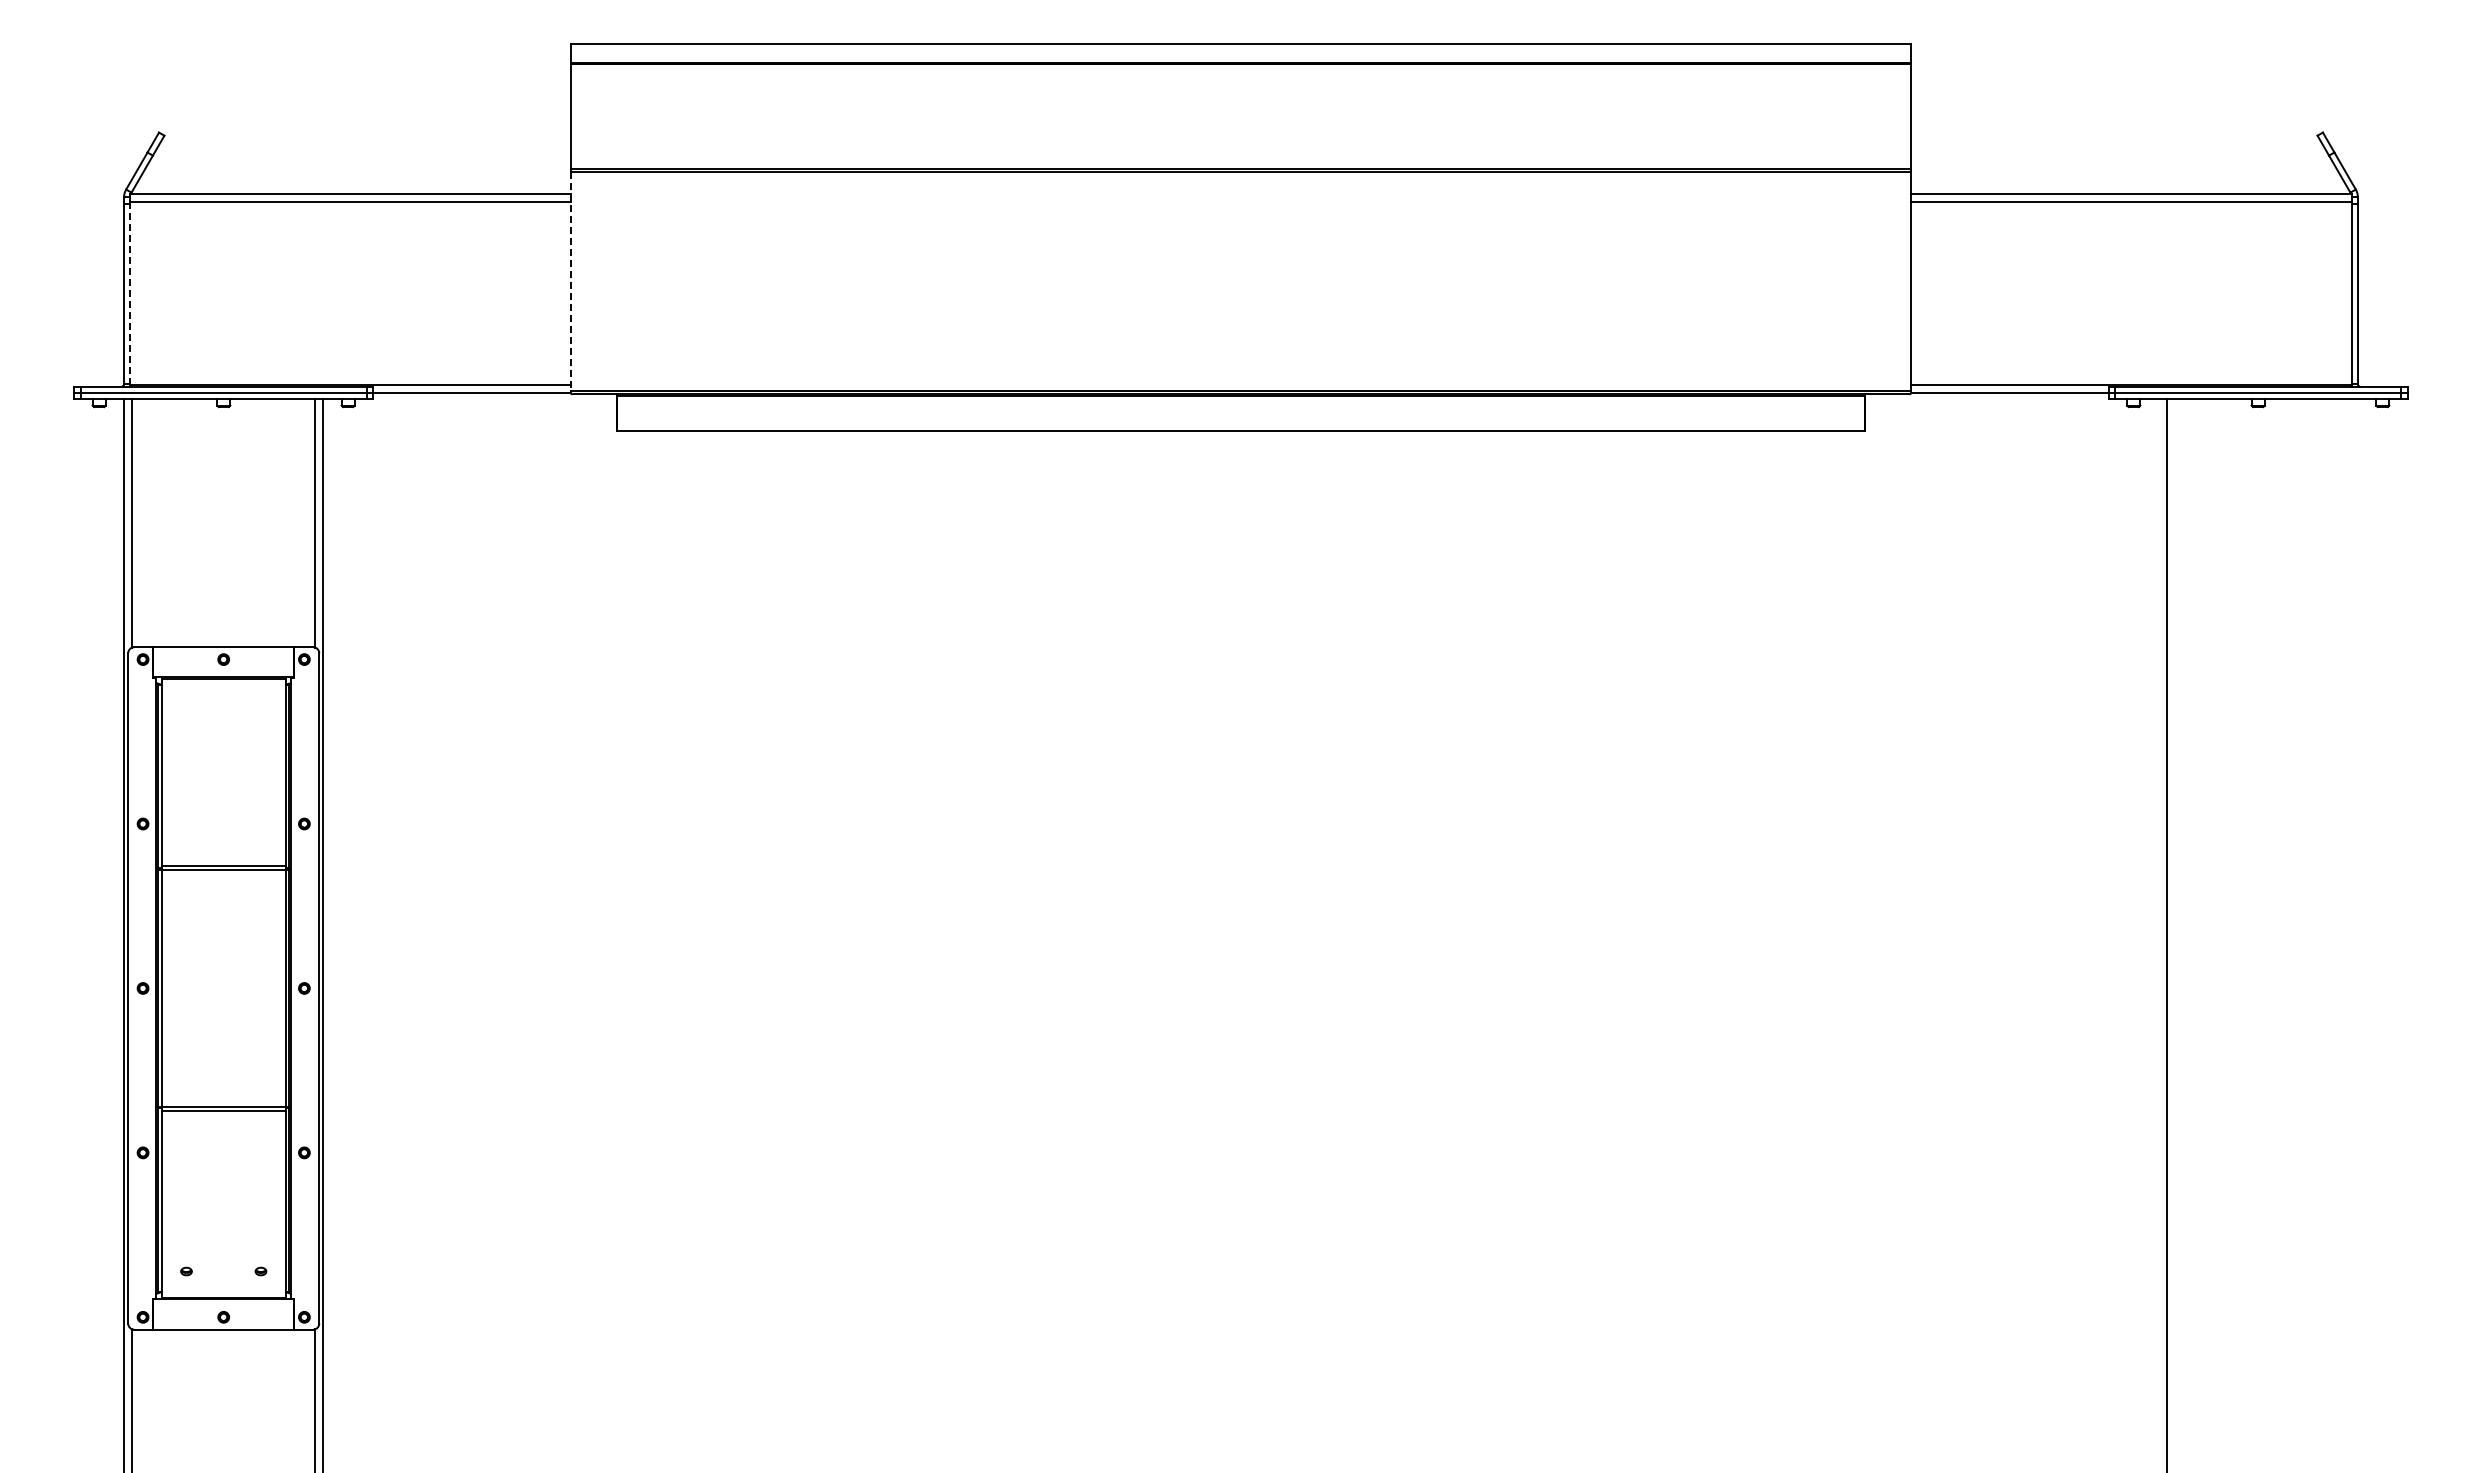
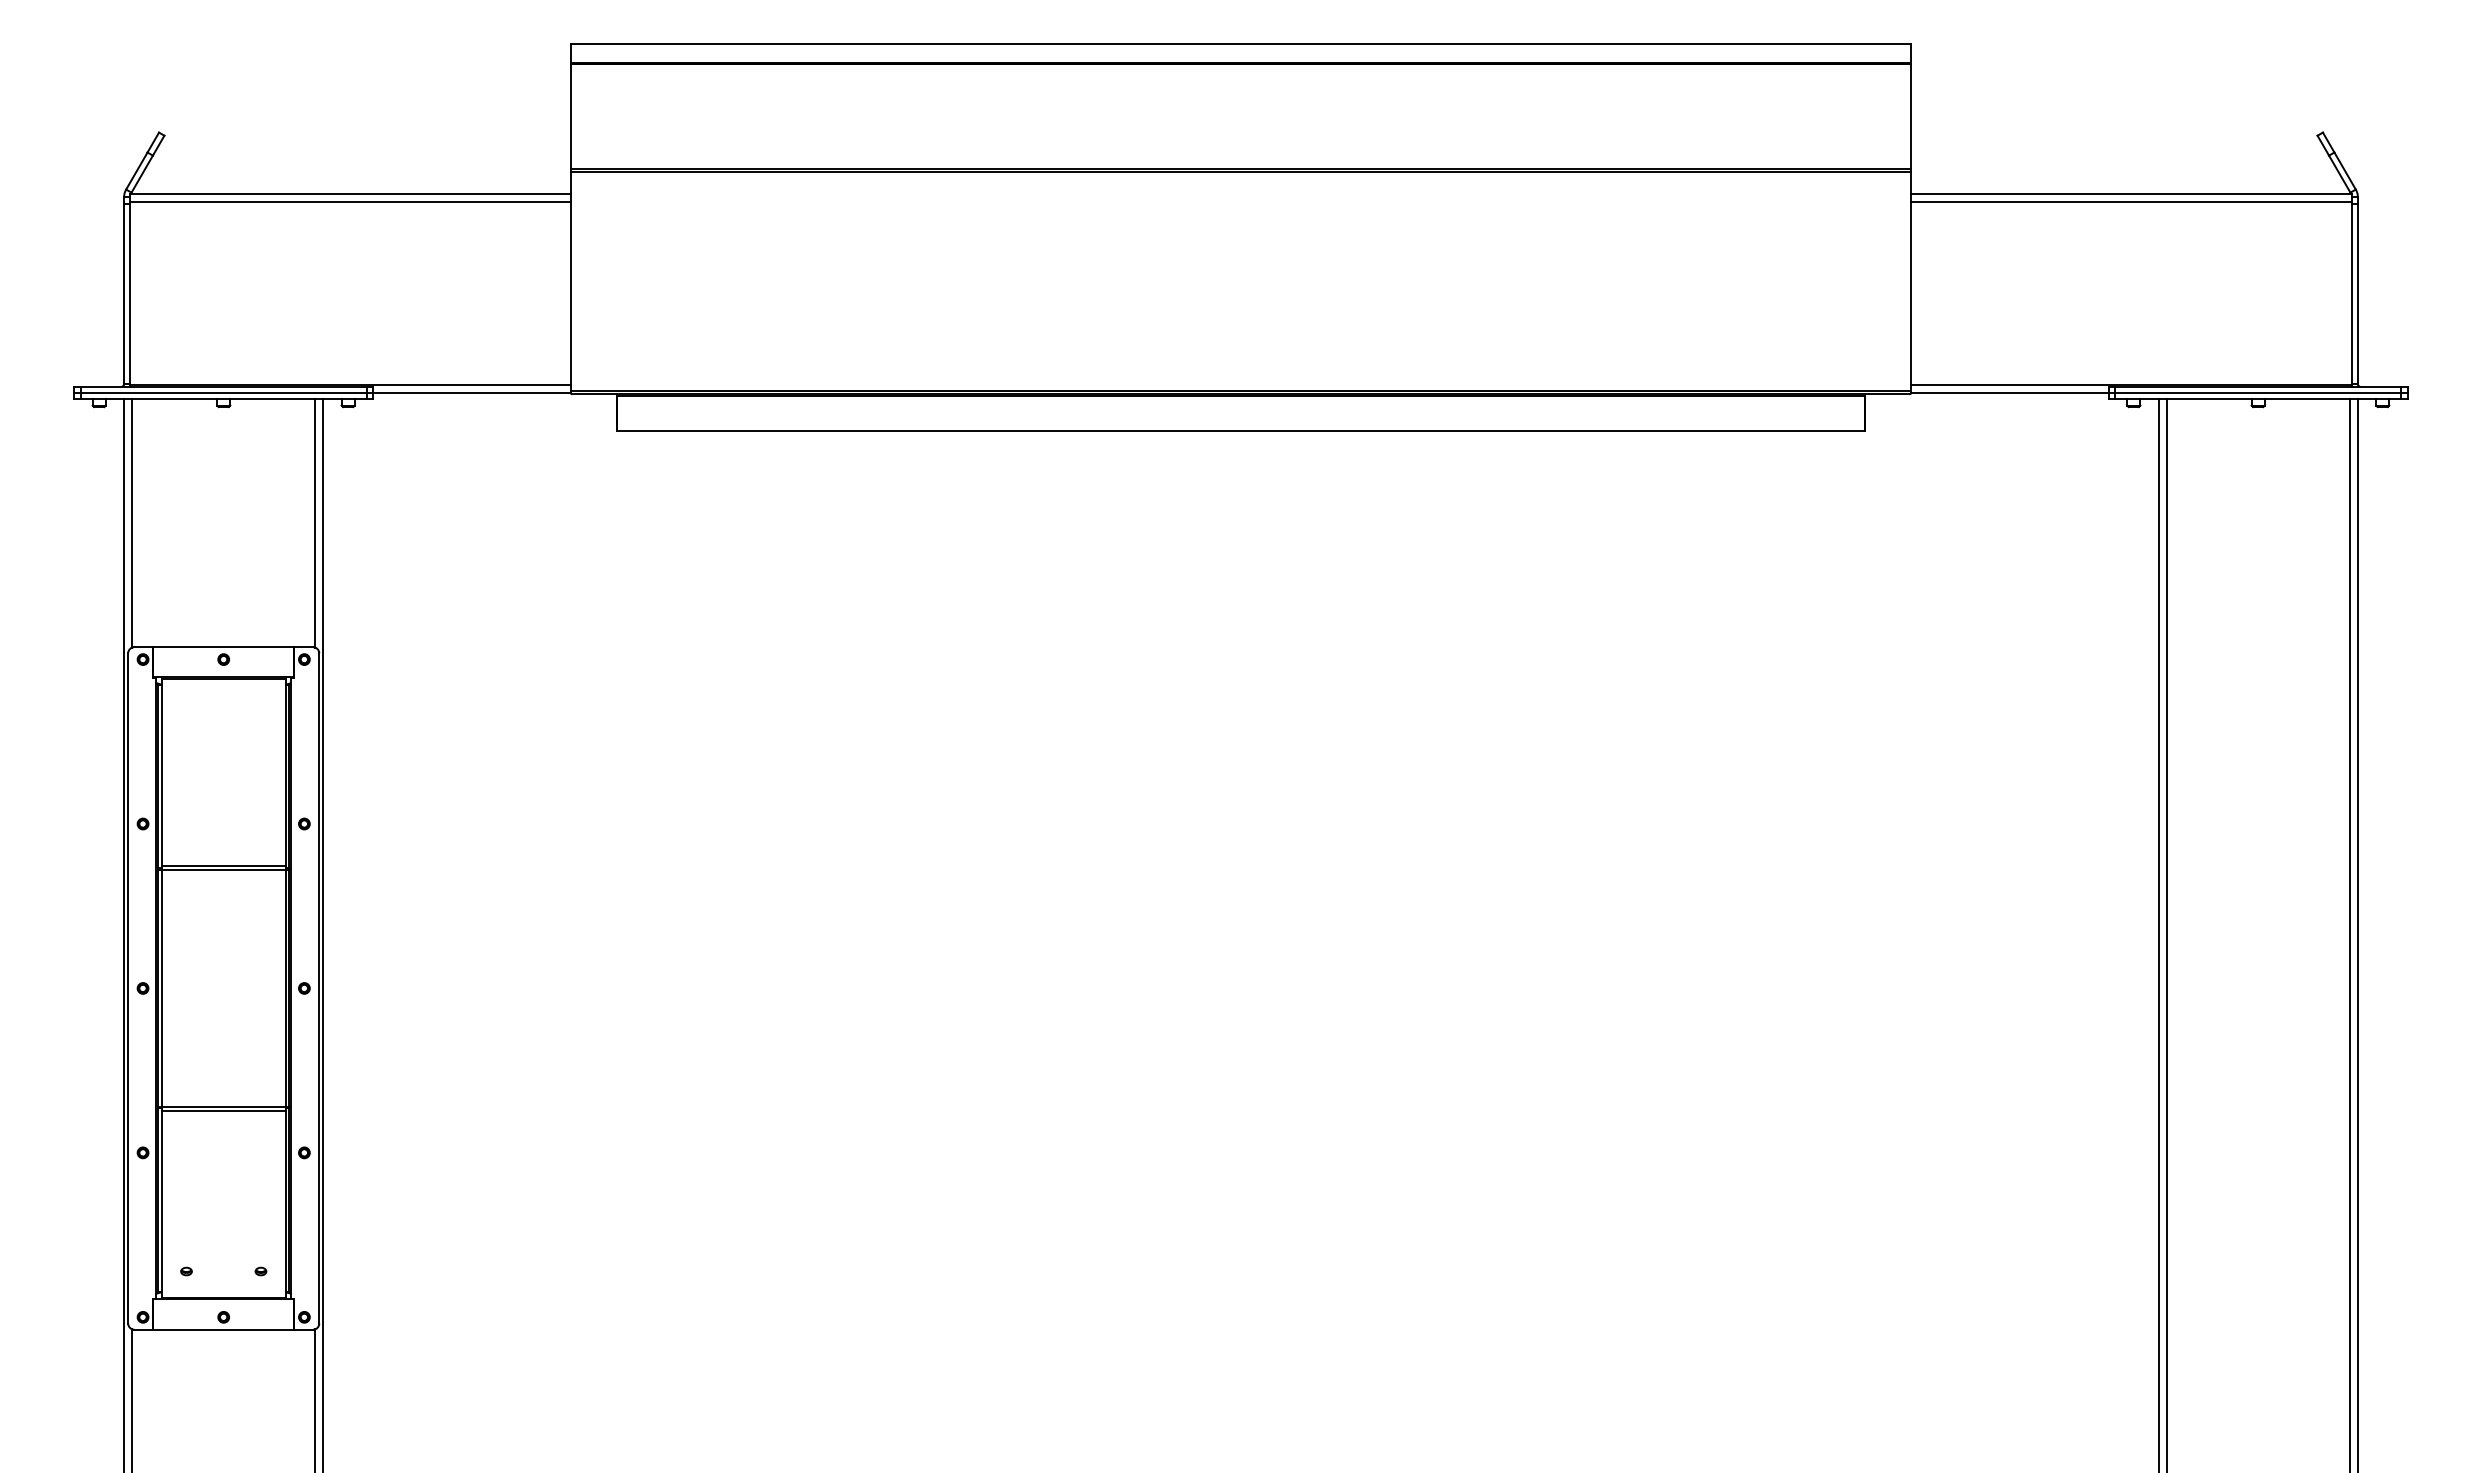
line: dashed -> solid (570, 281)
line: dashed -> solid (130, 293)
line: none -> present (2158, 933)
line: none -> present (2349, 933)
line: none -> present (2357, 933)
